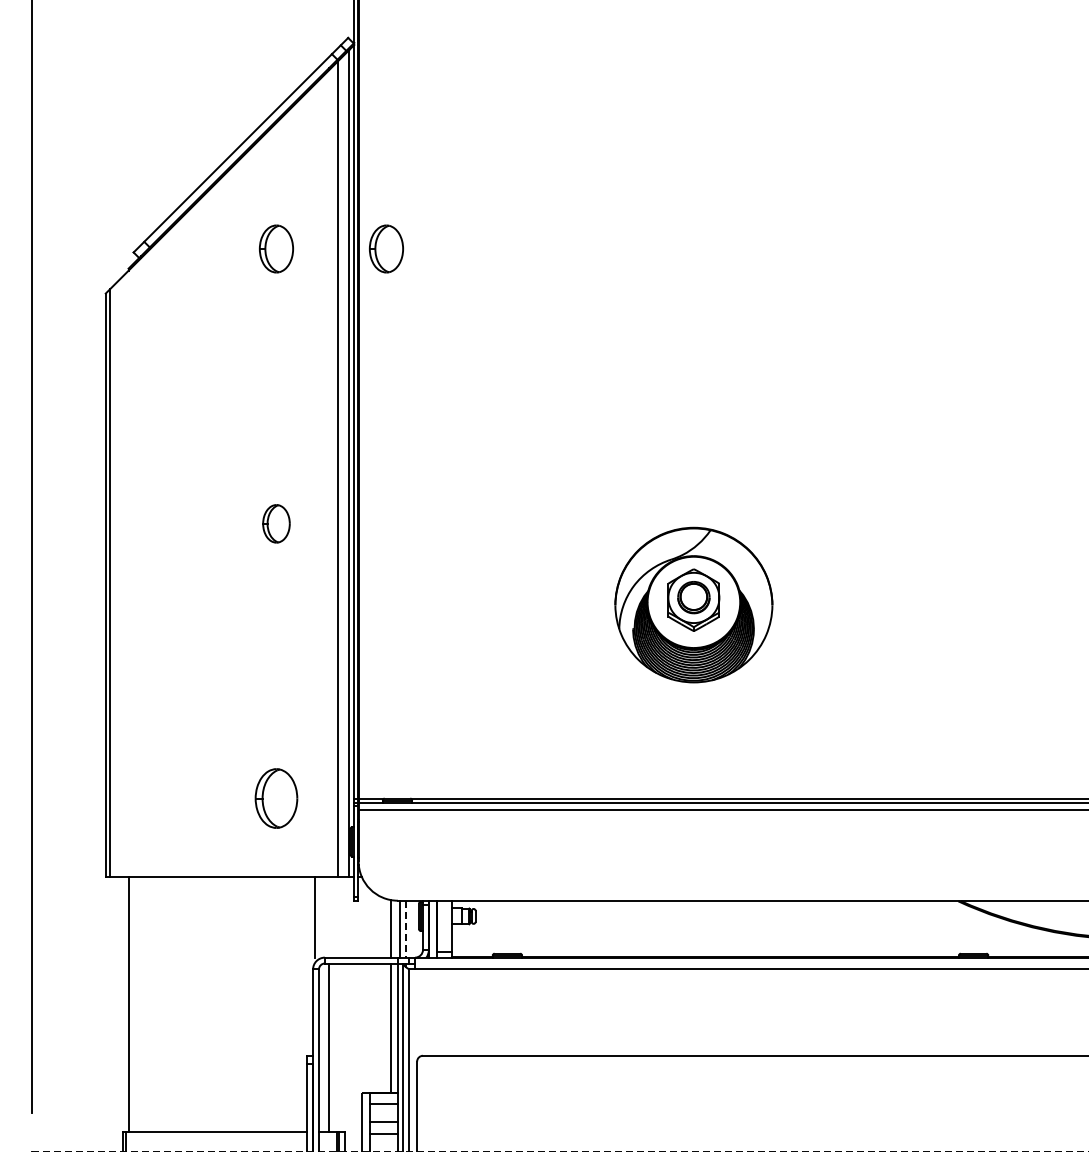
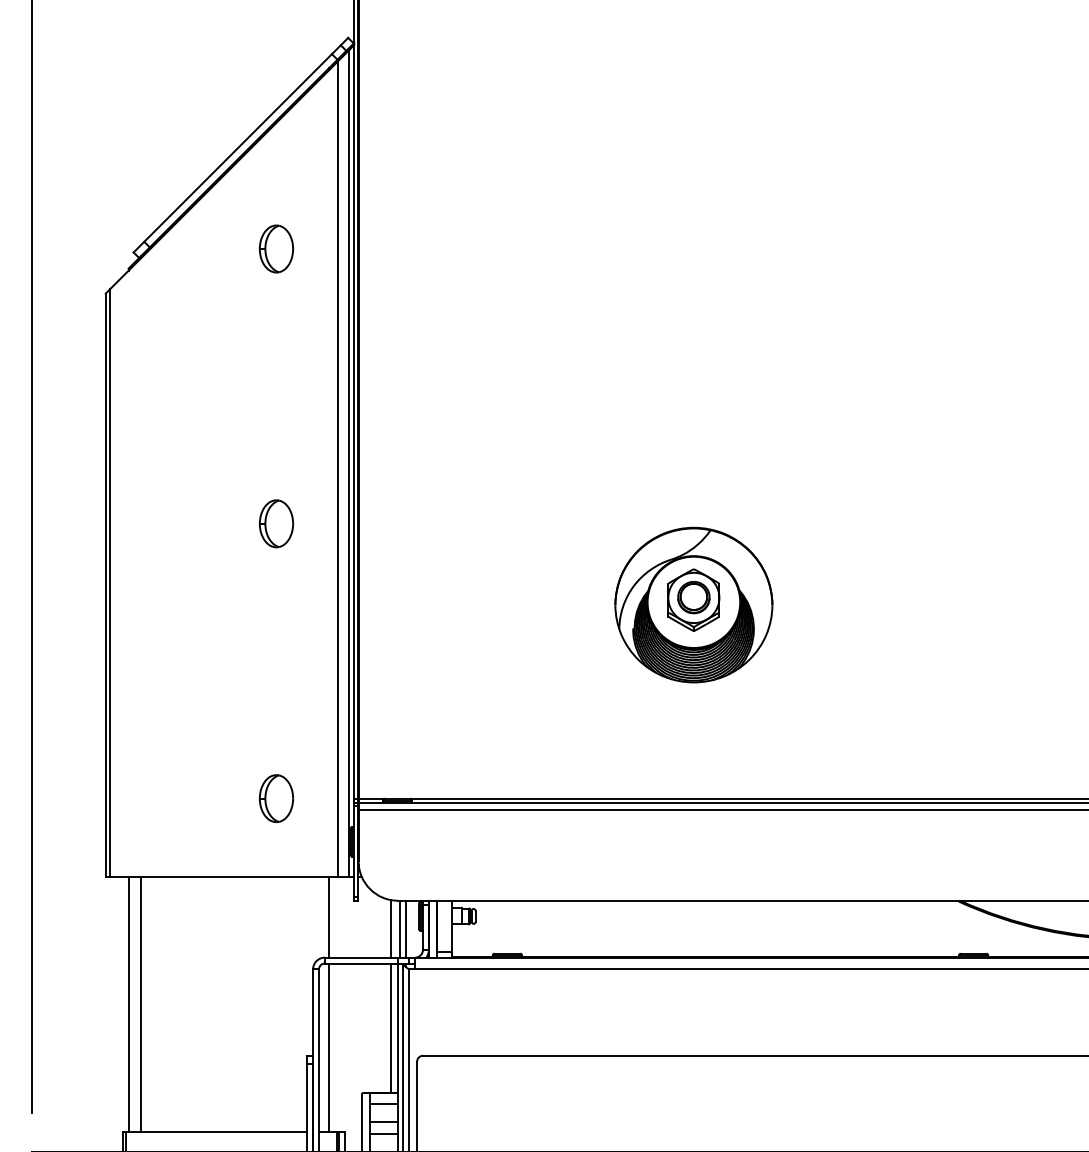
part: present -> none (386, 248)
part size: 29x40 px -> 35x50 px (276, 523)
part size: 45x61 px -> 35x50 px (276, 798)
line position: (315, 917) -> (329, 917) (329, 917)
line: dashed -> solid (405, 929)
line: none -> present (141, 1004)
line: dashed -> solid (560, 1151)
